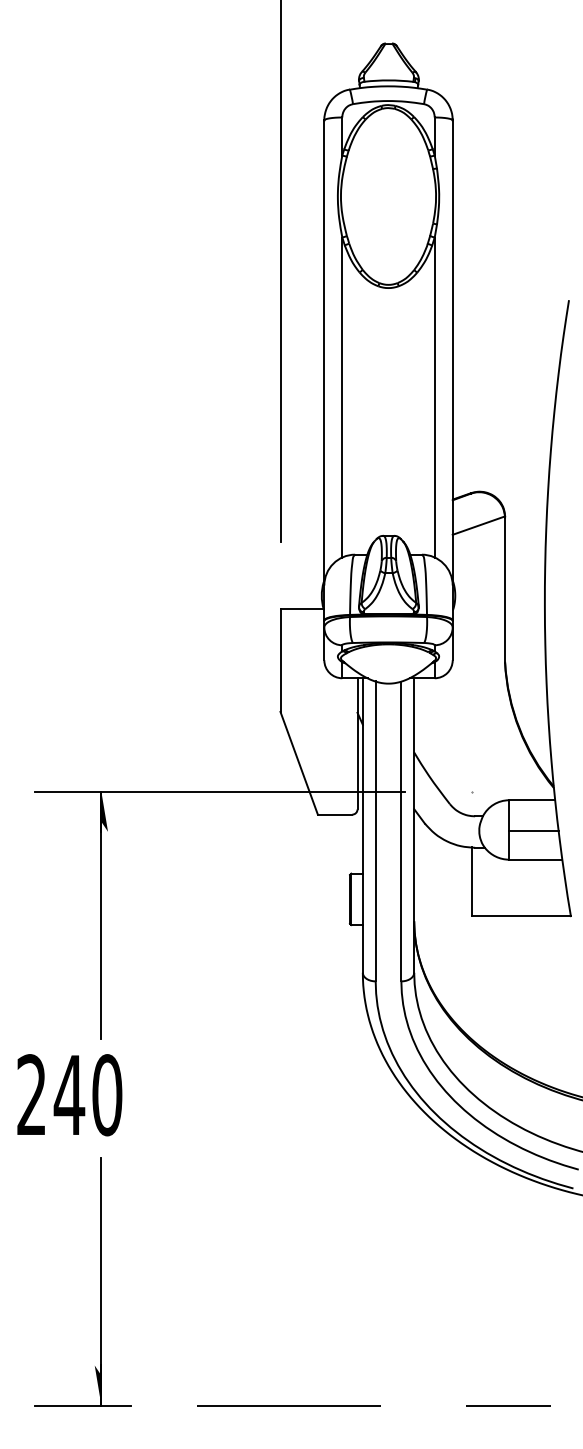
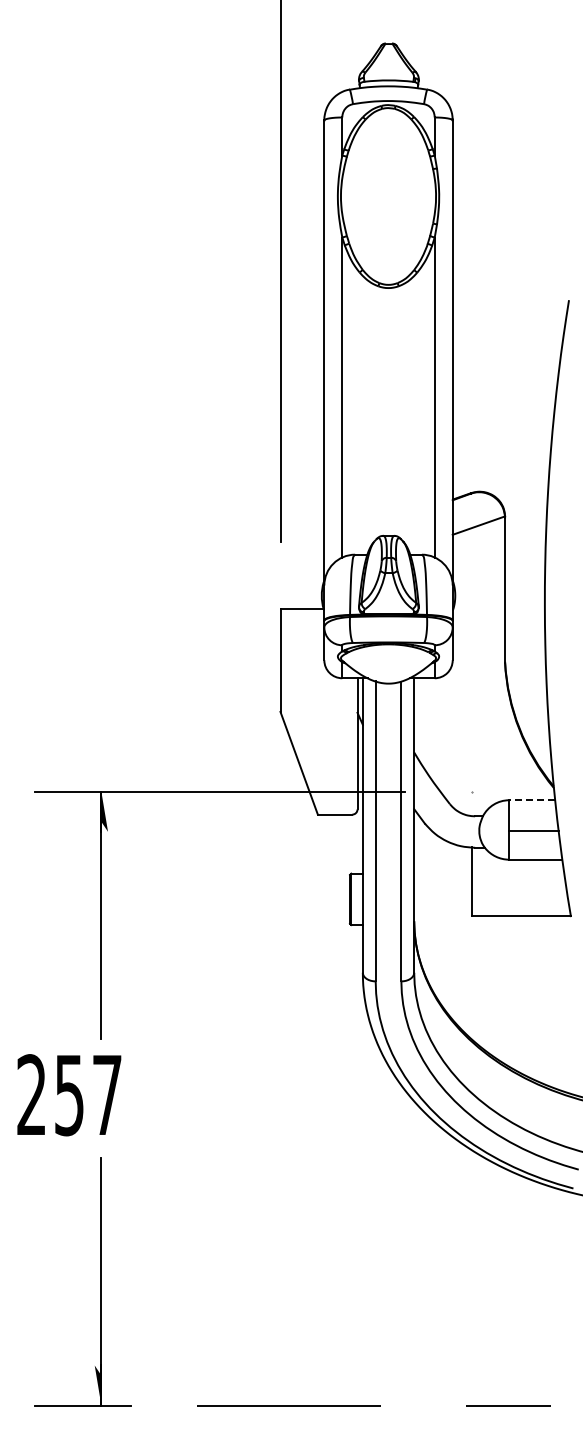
line: solid -> dashed (532, 800)
text: 240 -> 257 (87, 1095)
